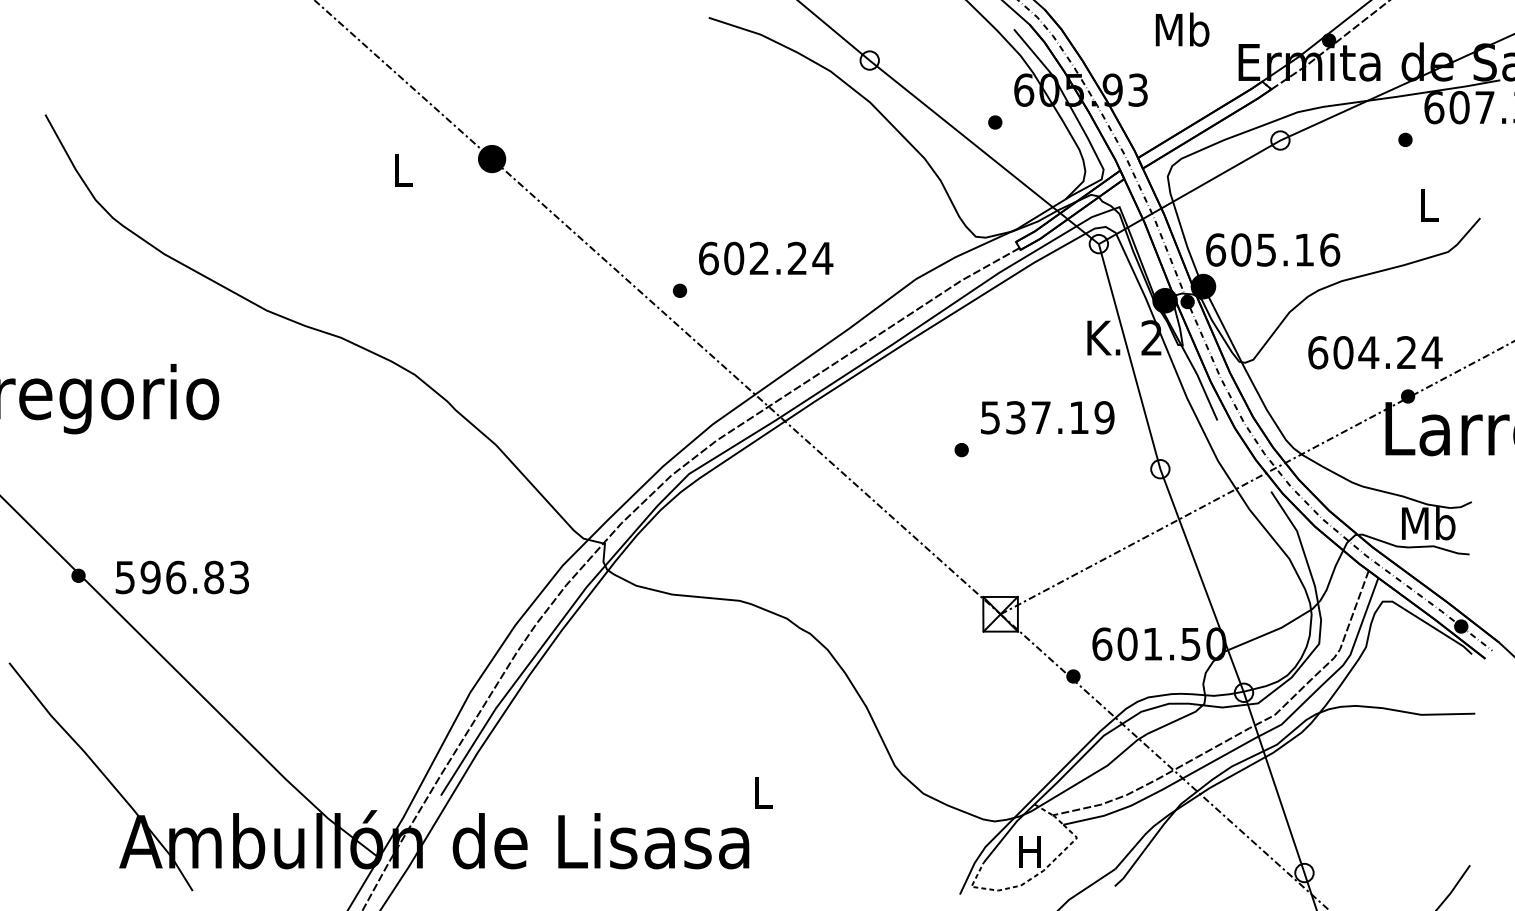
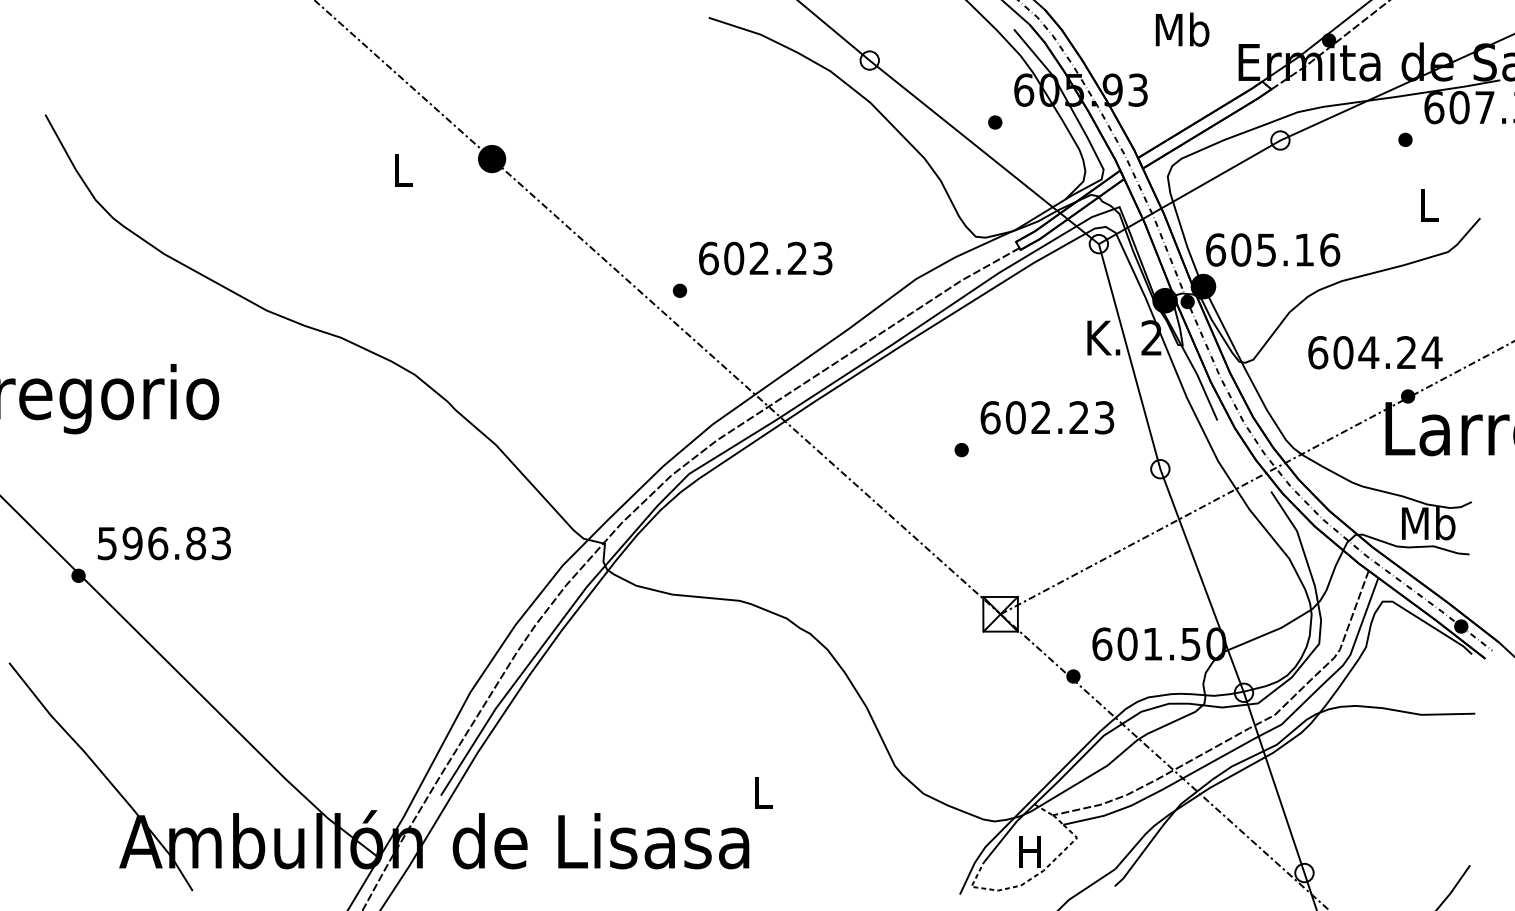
text: 602.24 -> 602.23 (822, 258)
text: 537.19 -> 602.23 (1047, 417)
text position: (181, 577) -> (163, 543) (163, 543)
